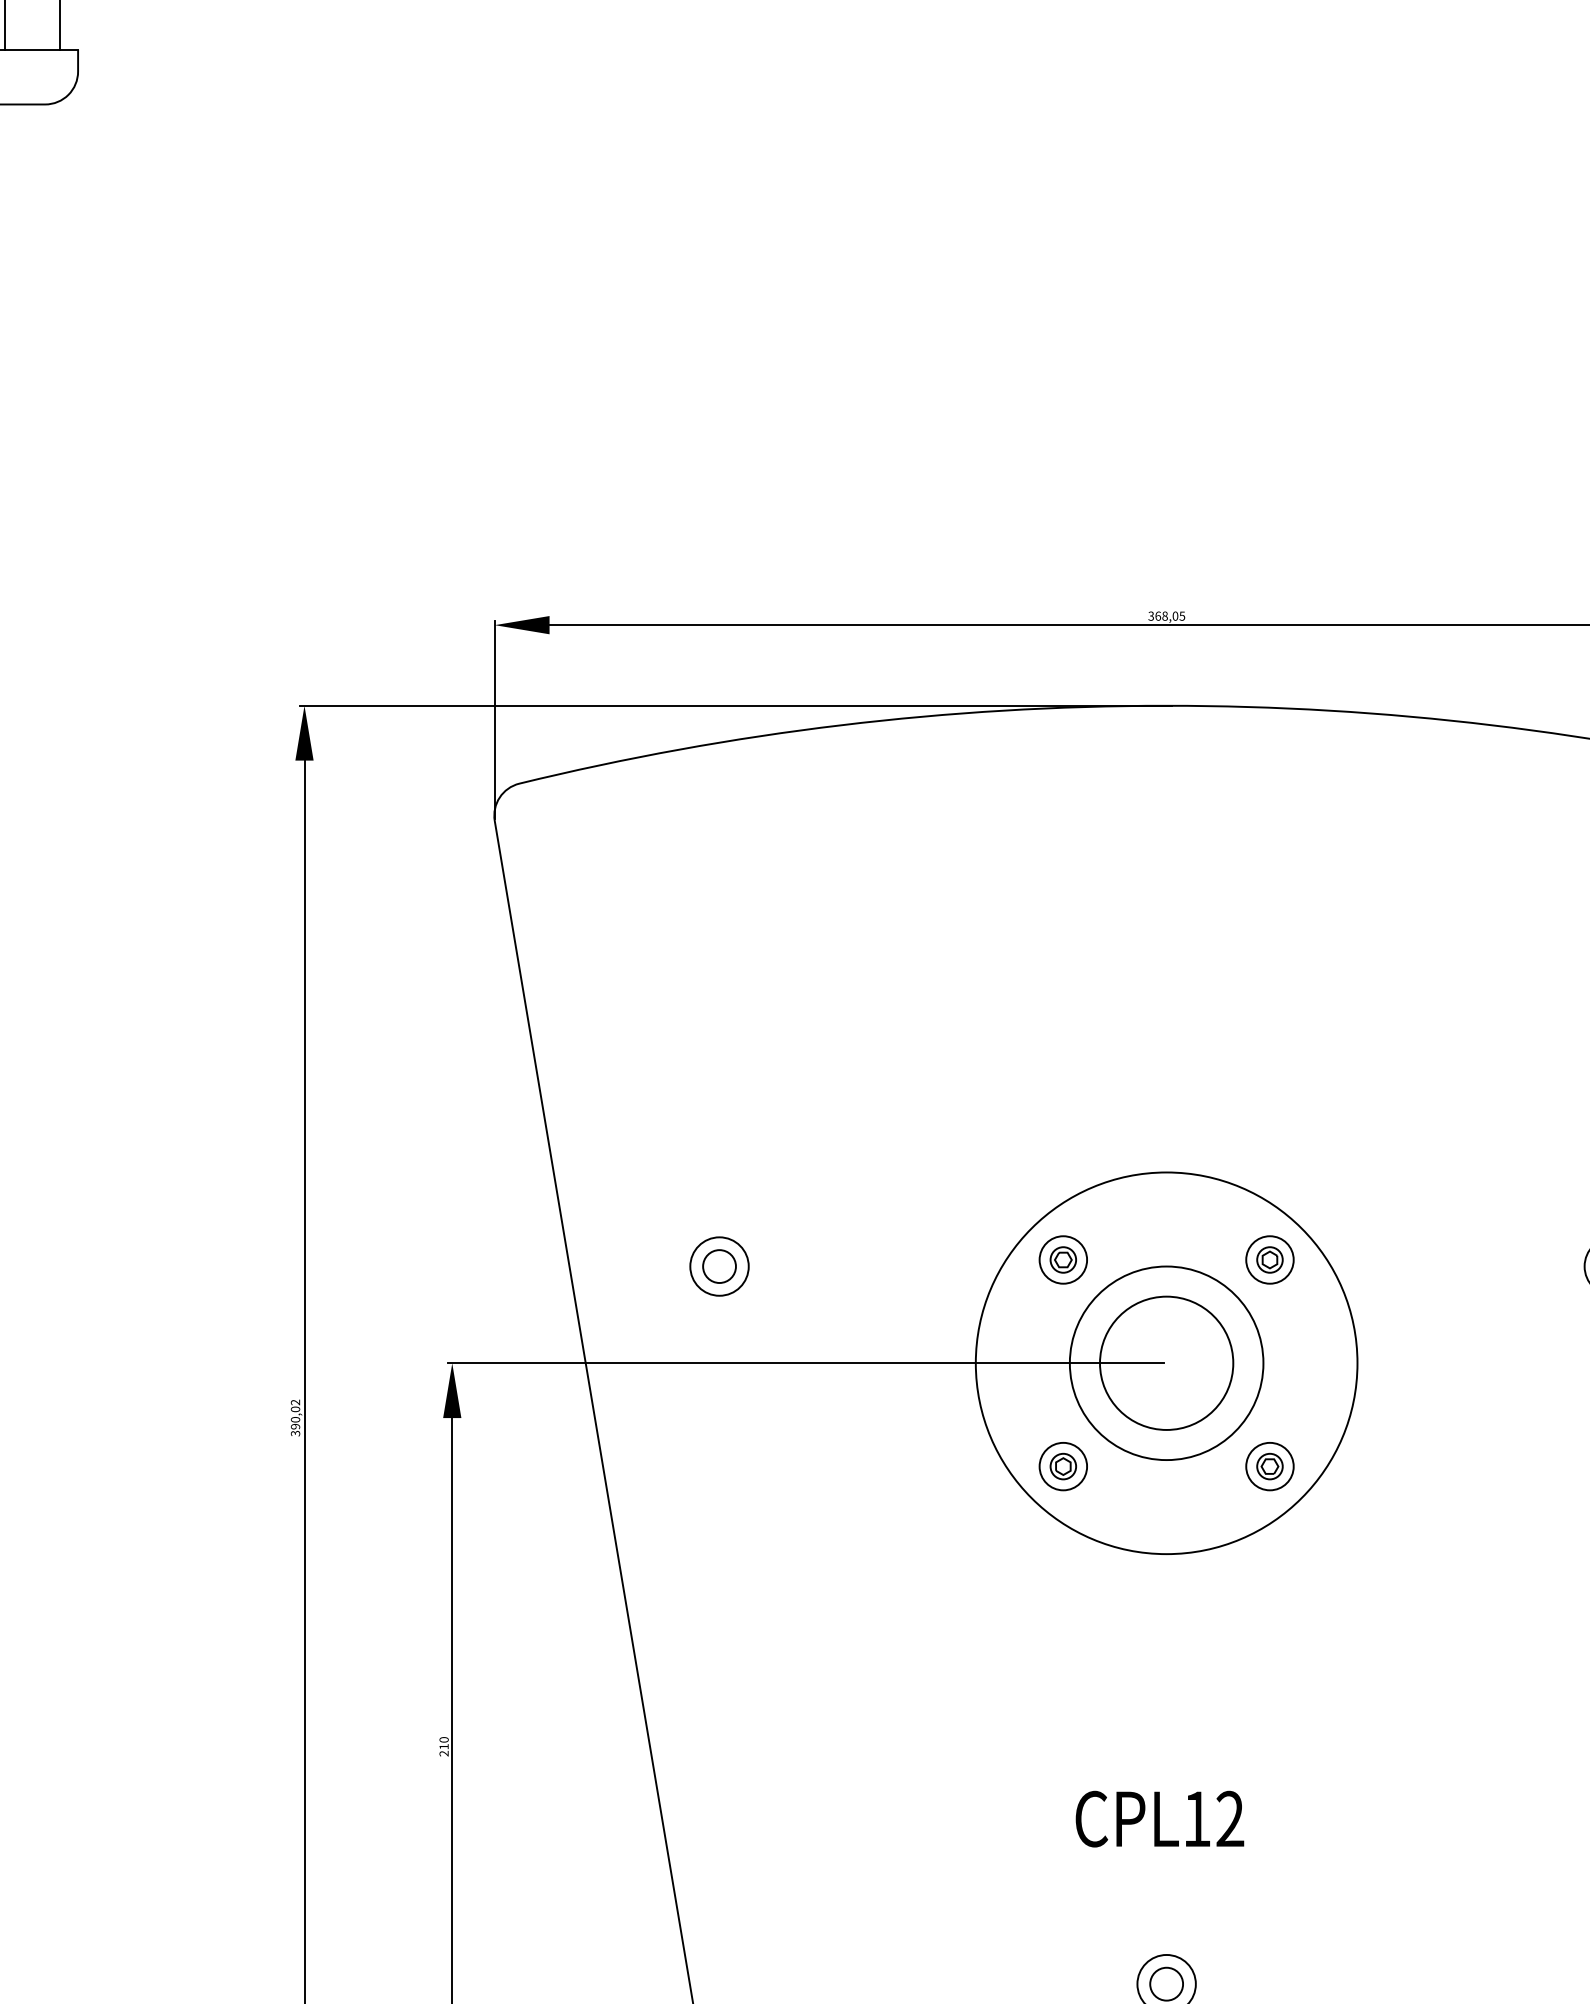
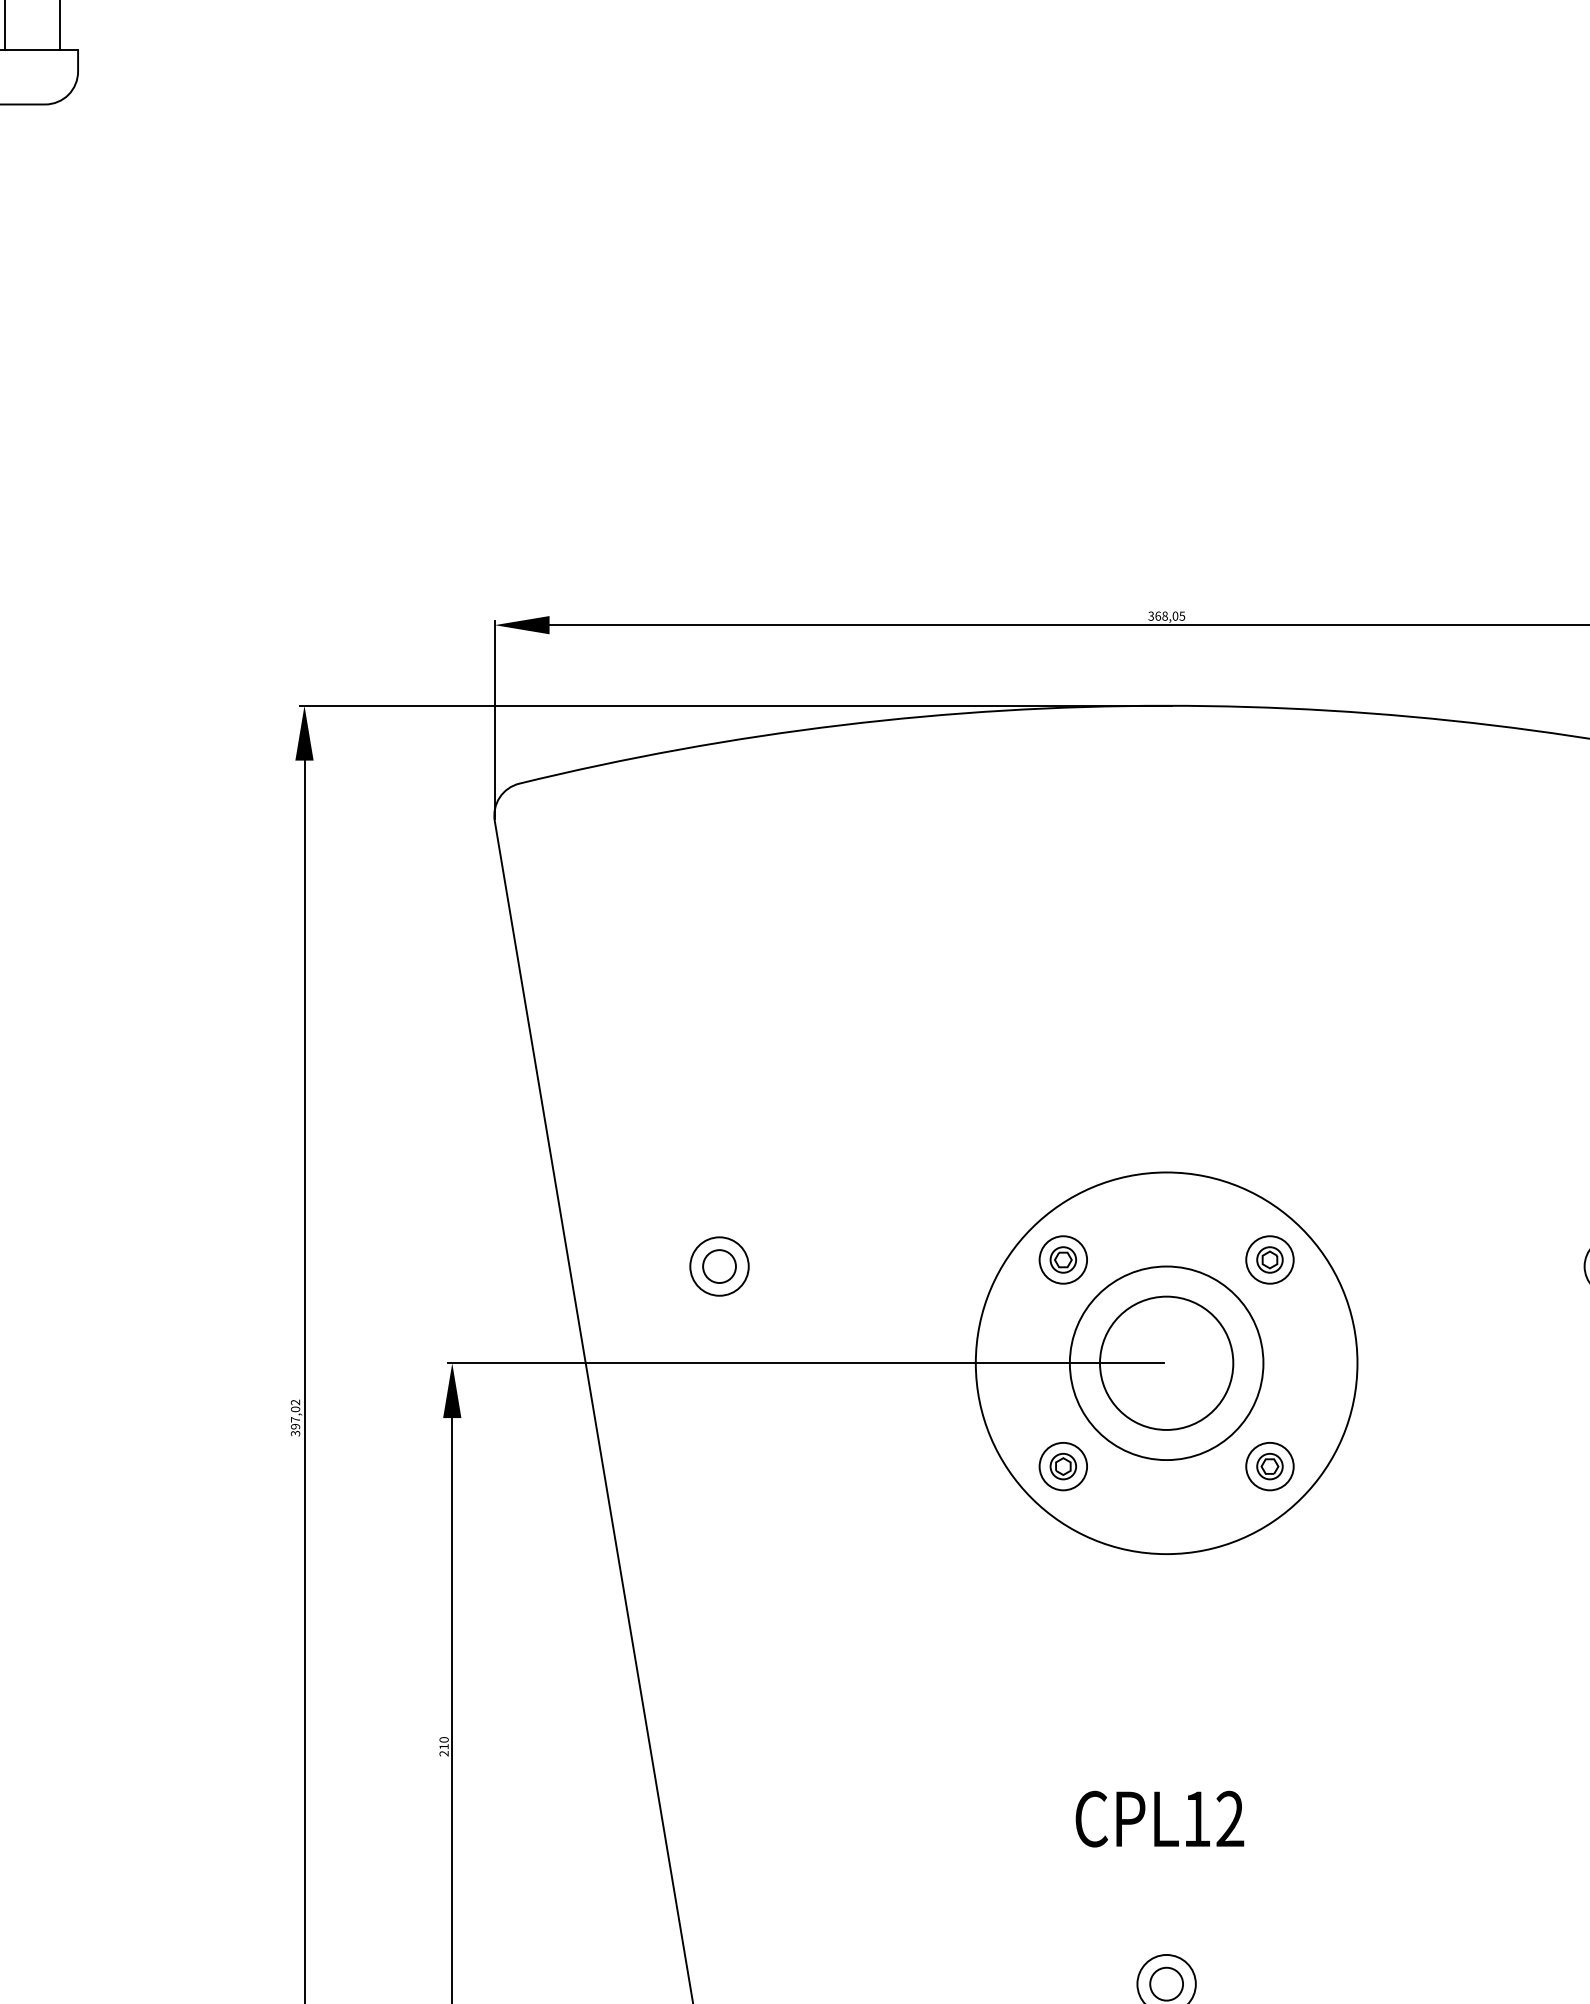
text: 390,02 -> 397,02 (295, 1419)
